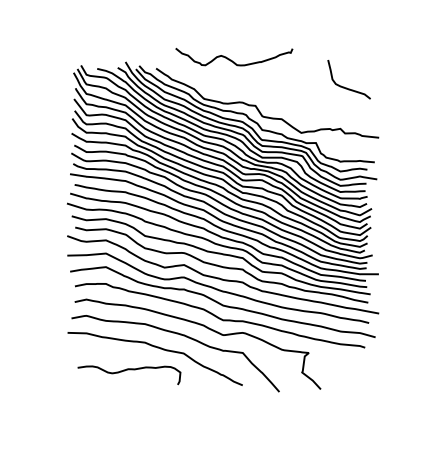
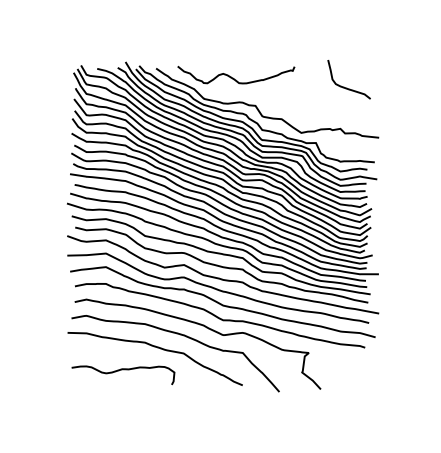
curve position: (231, 59) -> (233, 77) (233, 77)
curve position: (129, 370) -> (123, 370) (123, 370)
